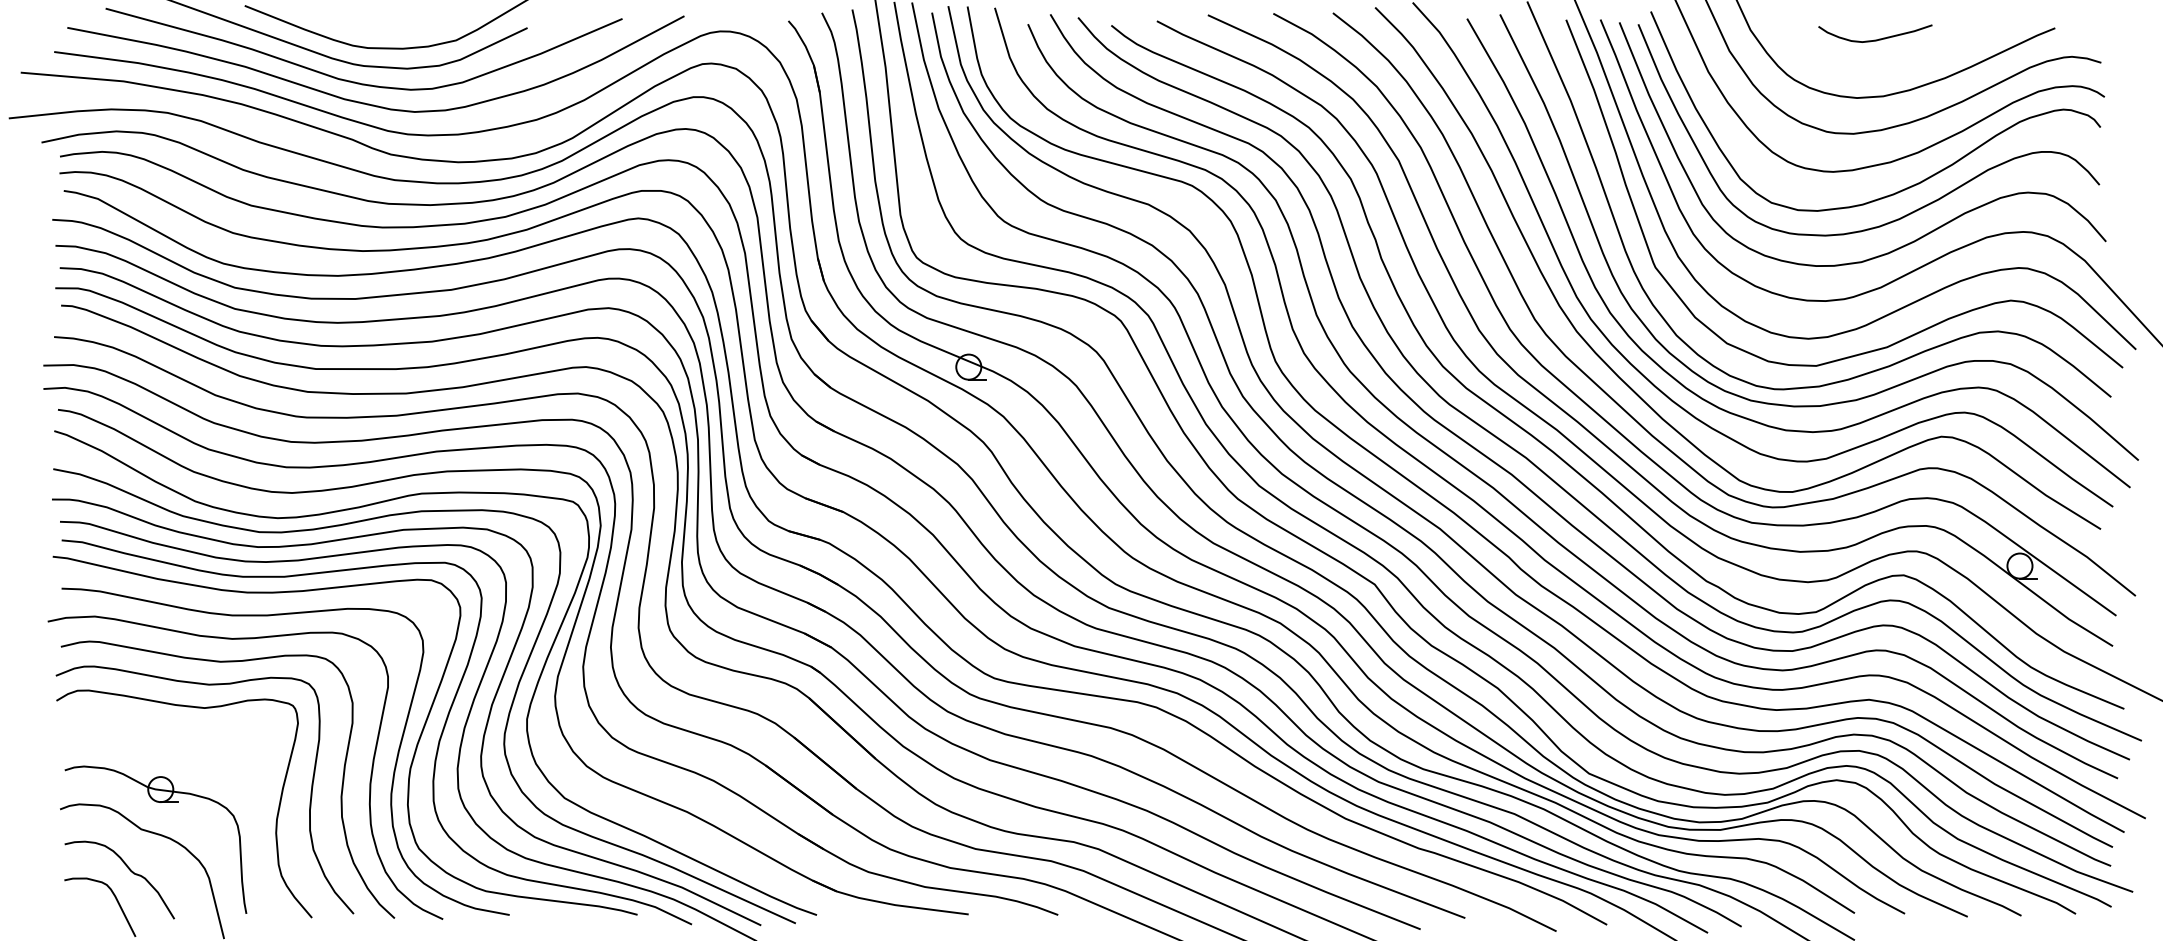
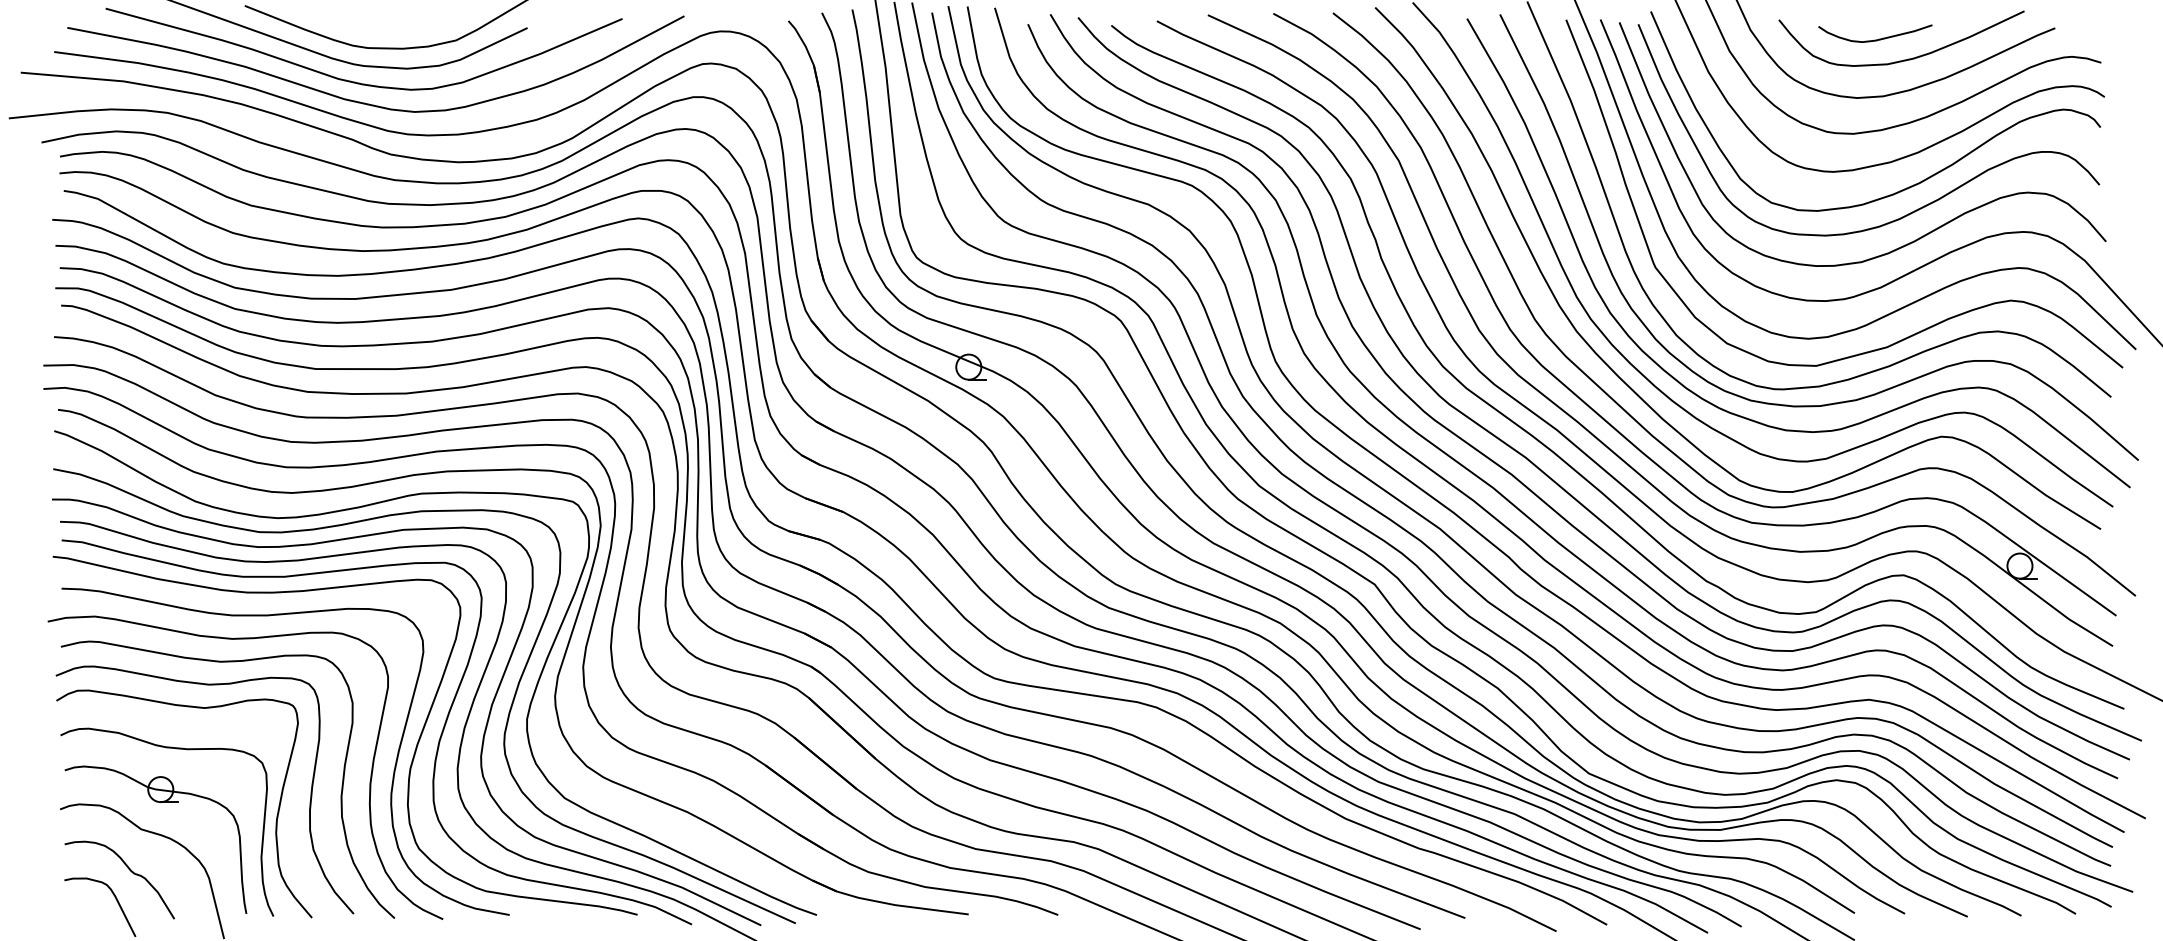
curve: none -> present (1903, 59)
curve: none -> present (176, 749)
